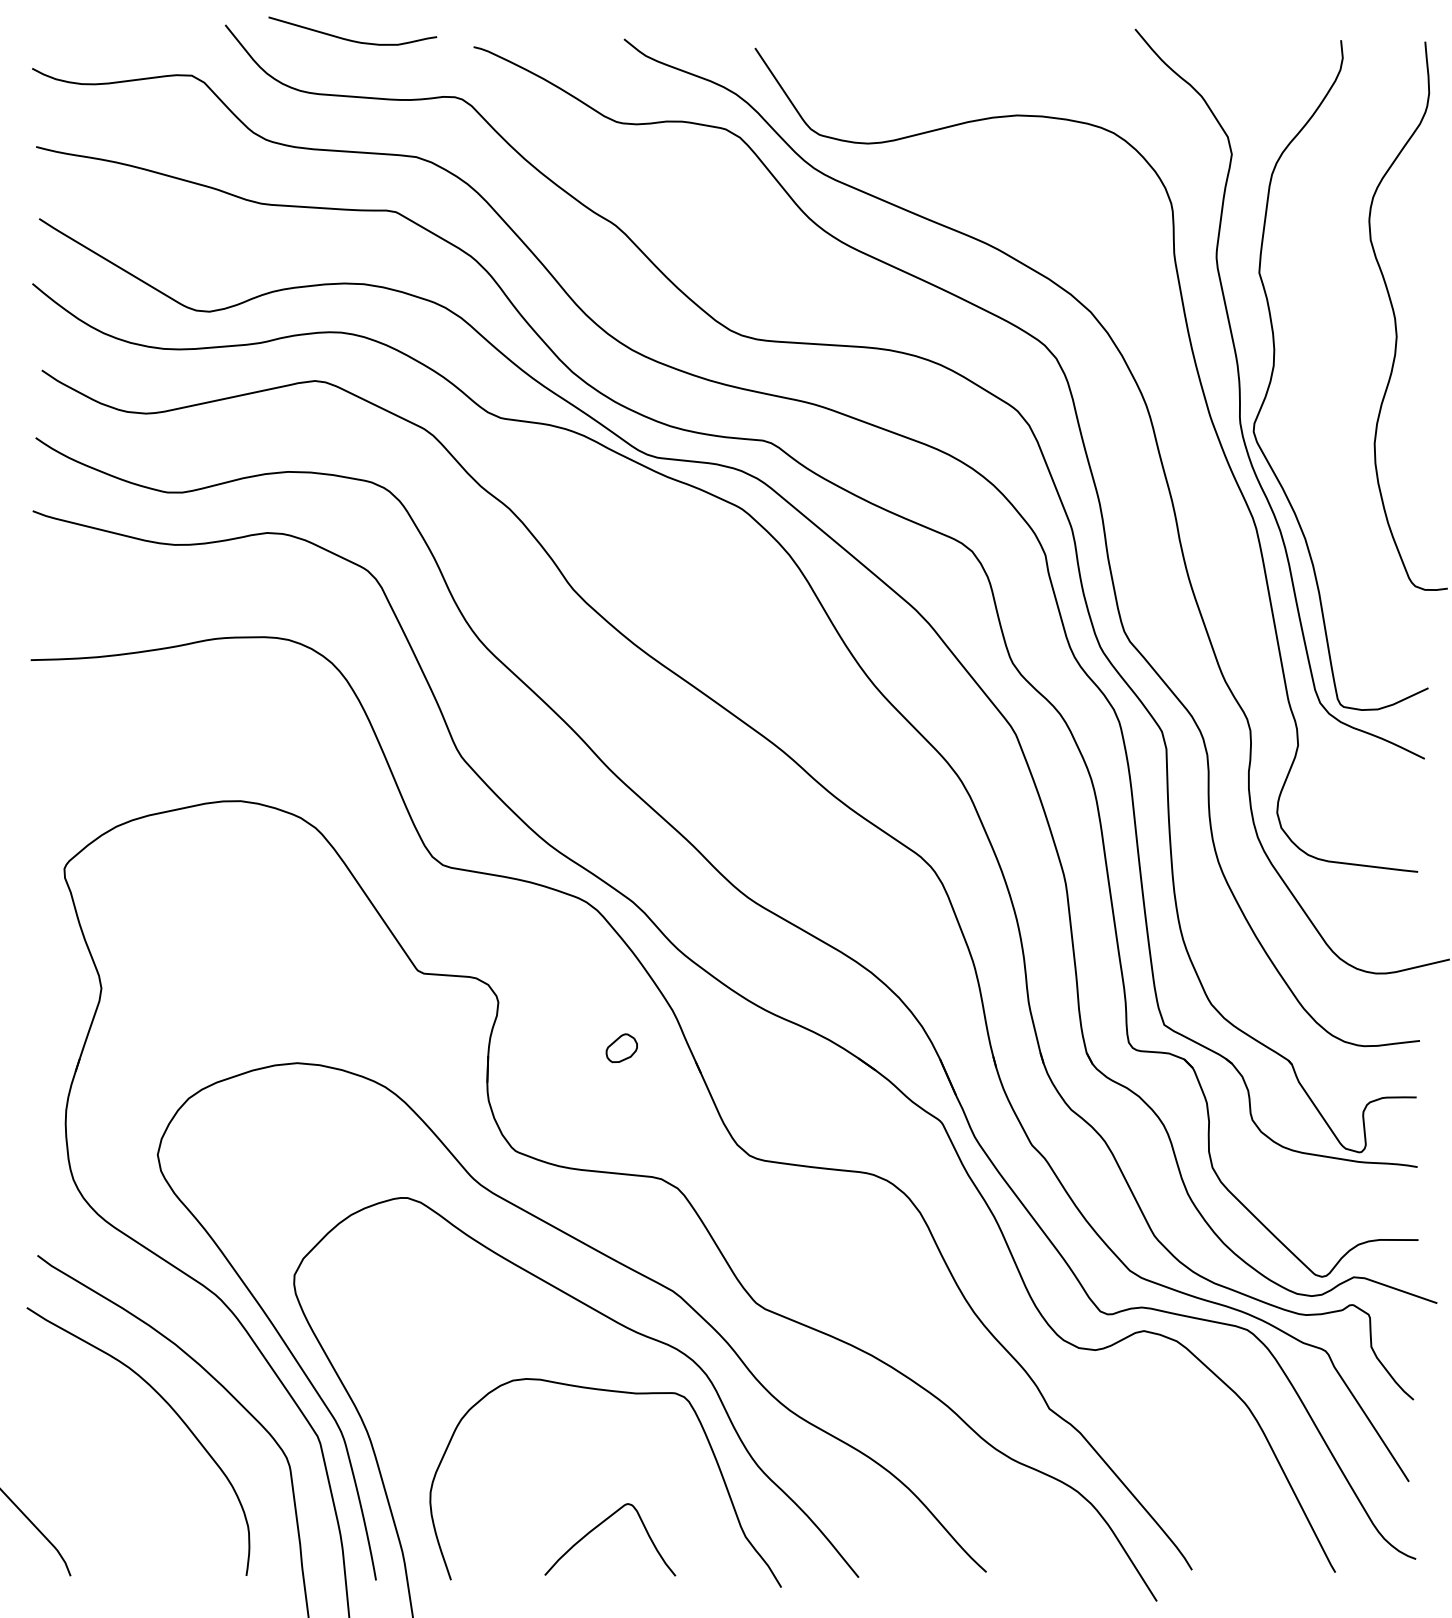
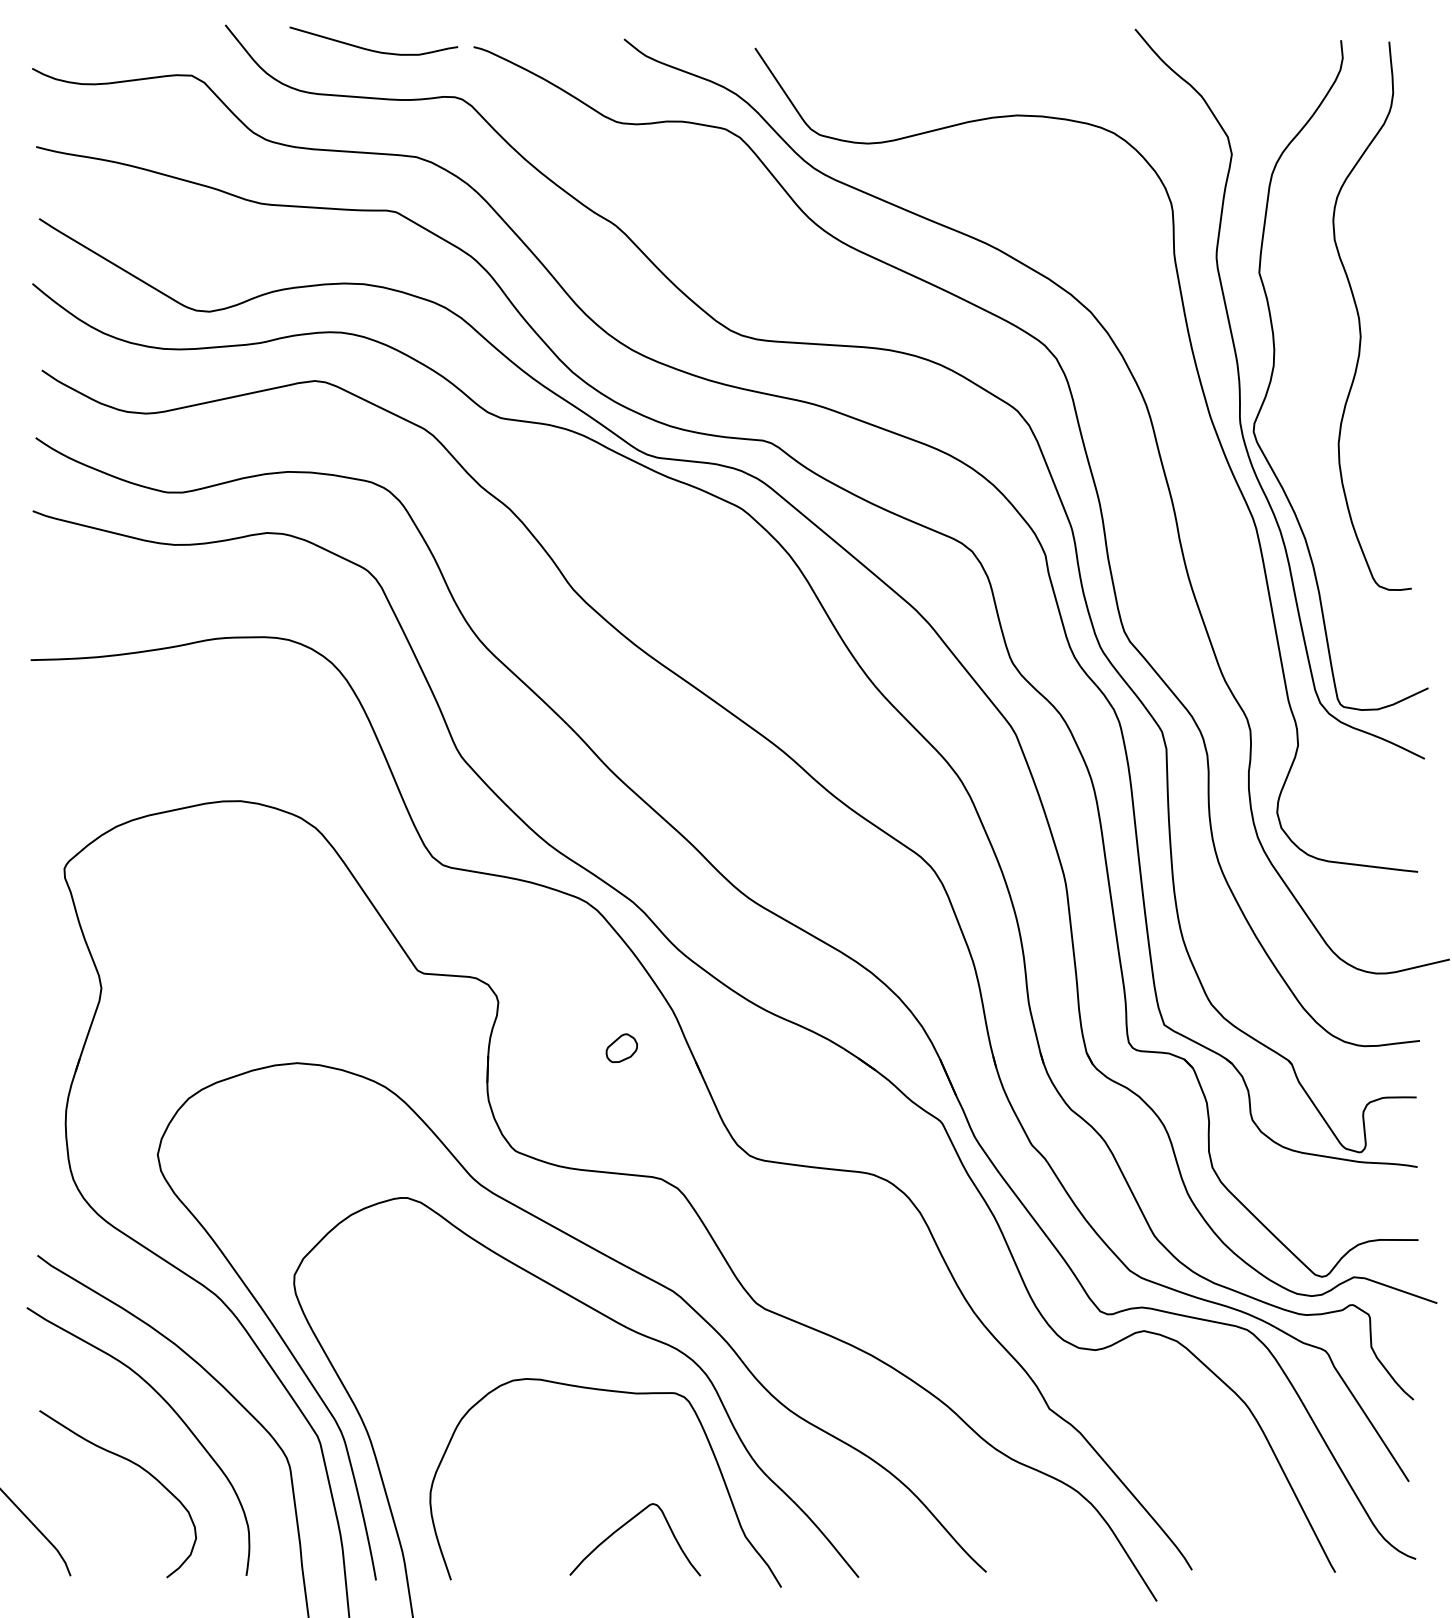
curve position: (350, 39) -> (371, 49) (371, 49)
curve position: (1396, 319) -> (1360, 319) (1360, 319)
curve: none -> present (137, 1466)
curve position: (600, 1525) -> (625, 1525) (625, 1525)
